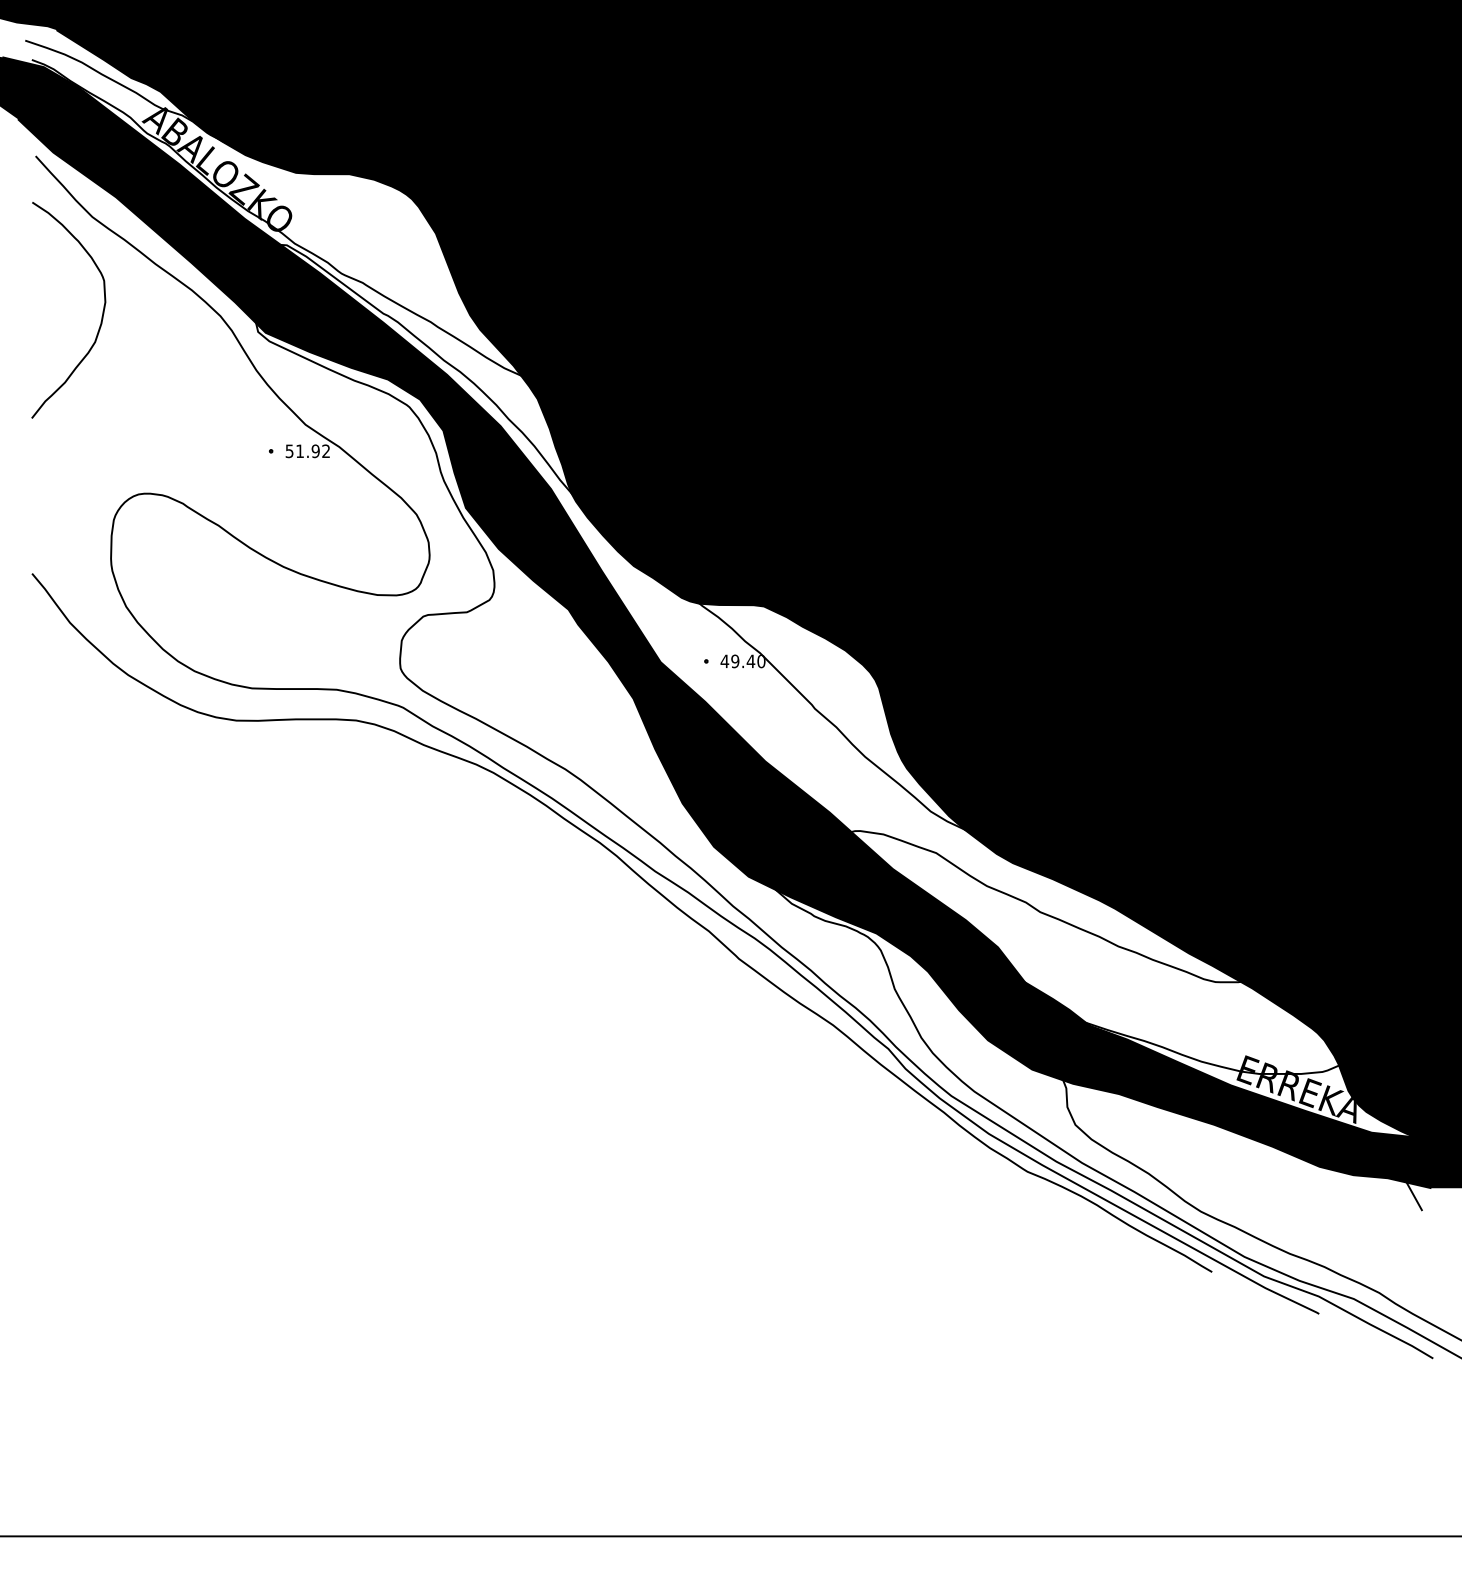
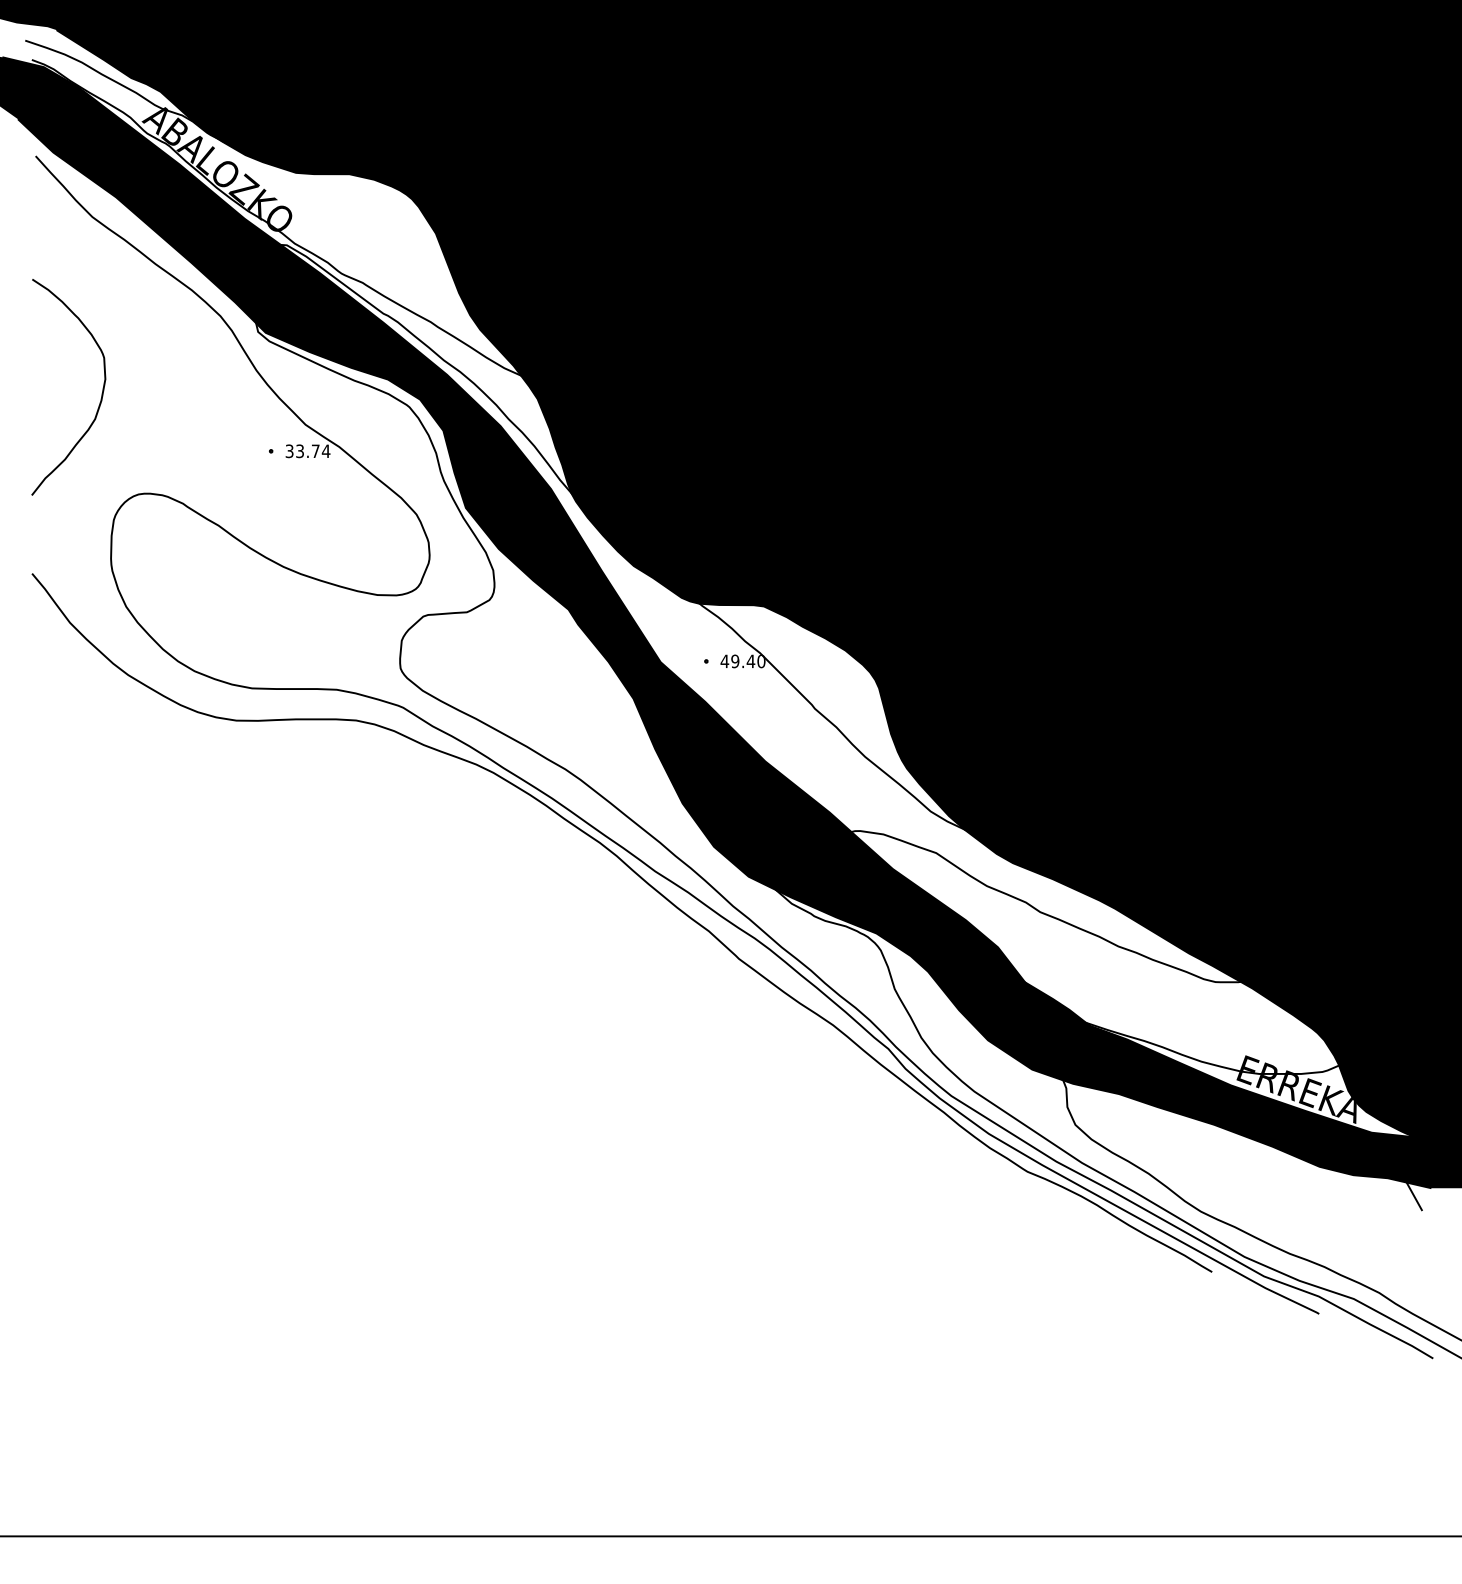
curve position: (101, 316) -> (101, 393) (101, 393)
text: 51.92 -> 33.74 (308, 451)
